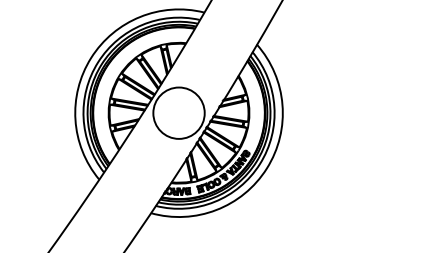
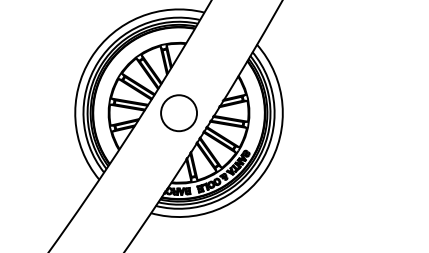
circle diameter: 51 px -> 36 px (179, 113)
